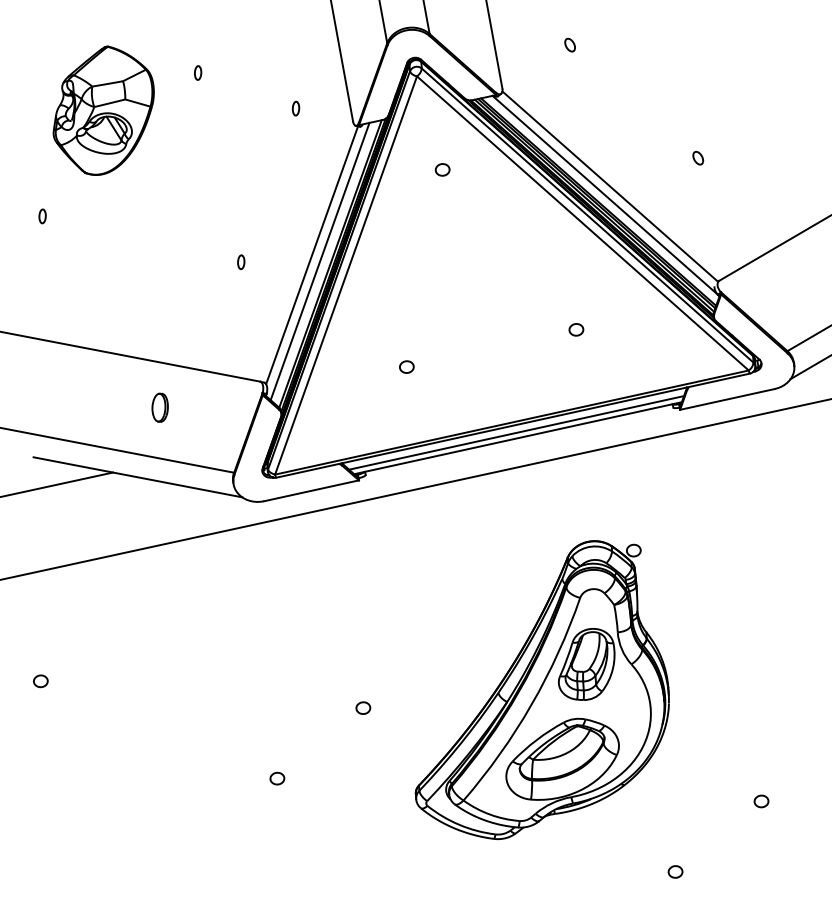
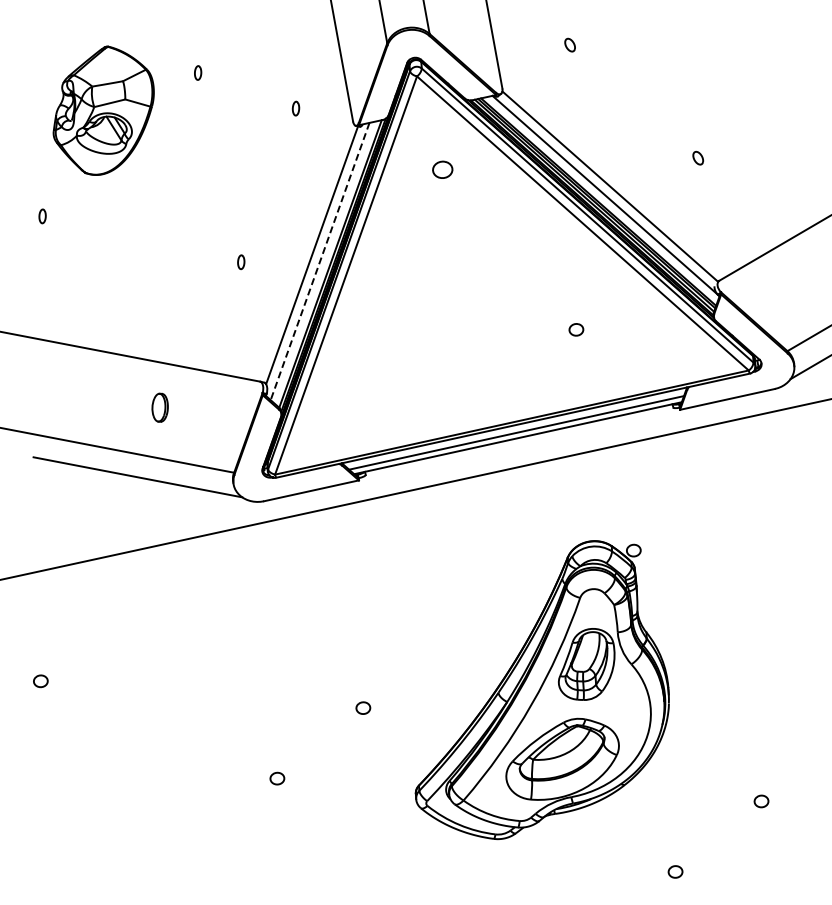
part size: 17x14 px -> 22x19 px (442, 169)
line: solid -> dashed (319, 262)
part: present -> none (406, 366)
line: present -> none (57, 484)
